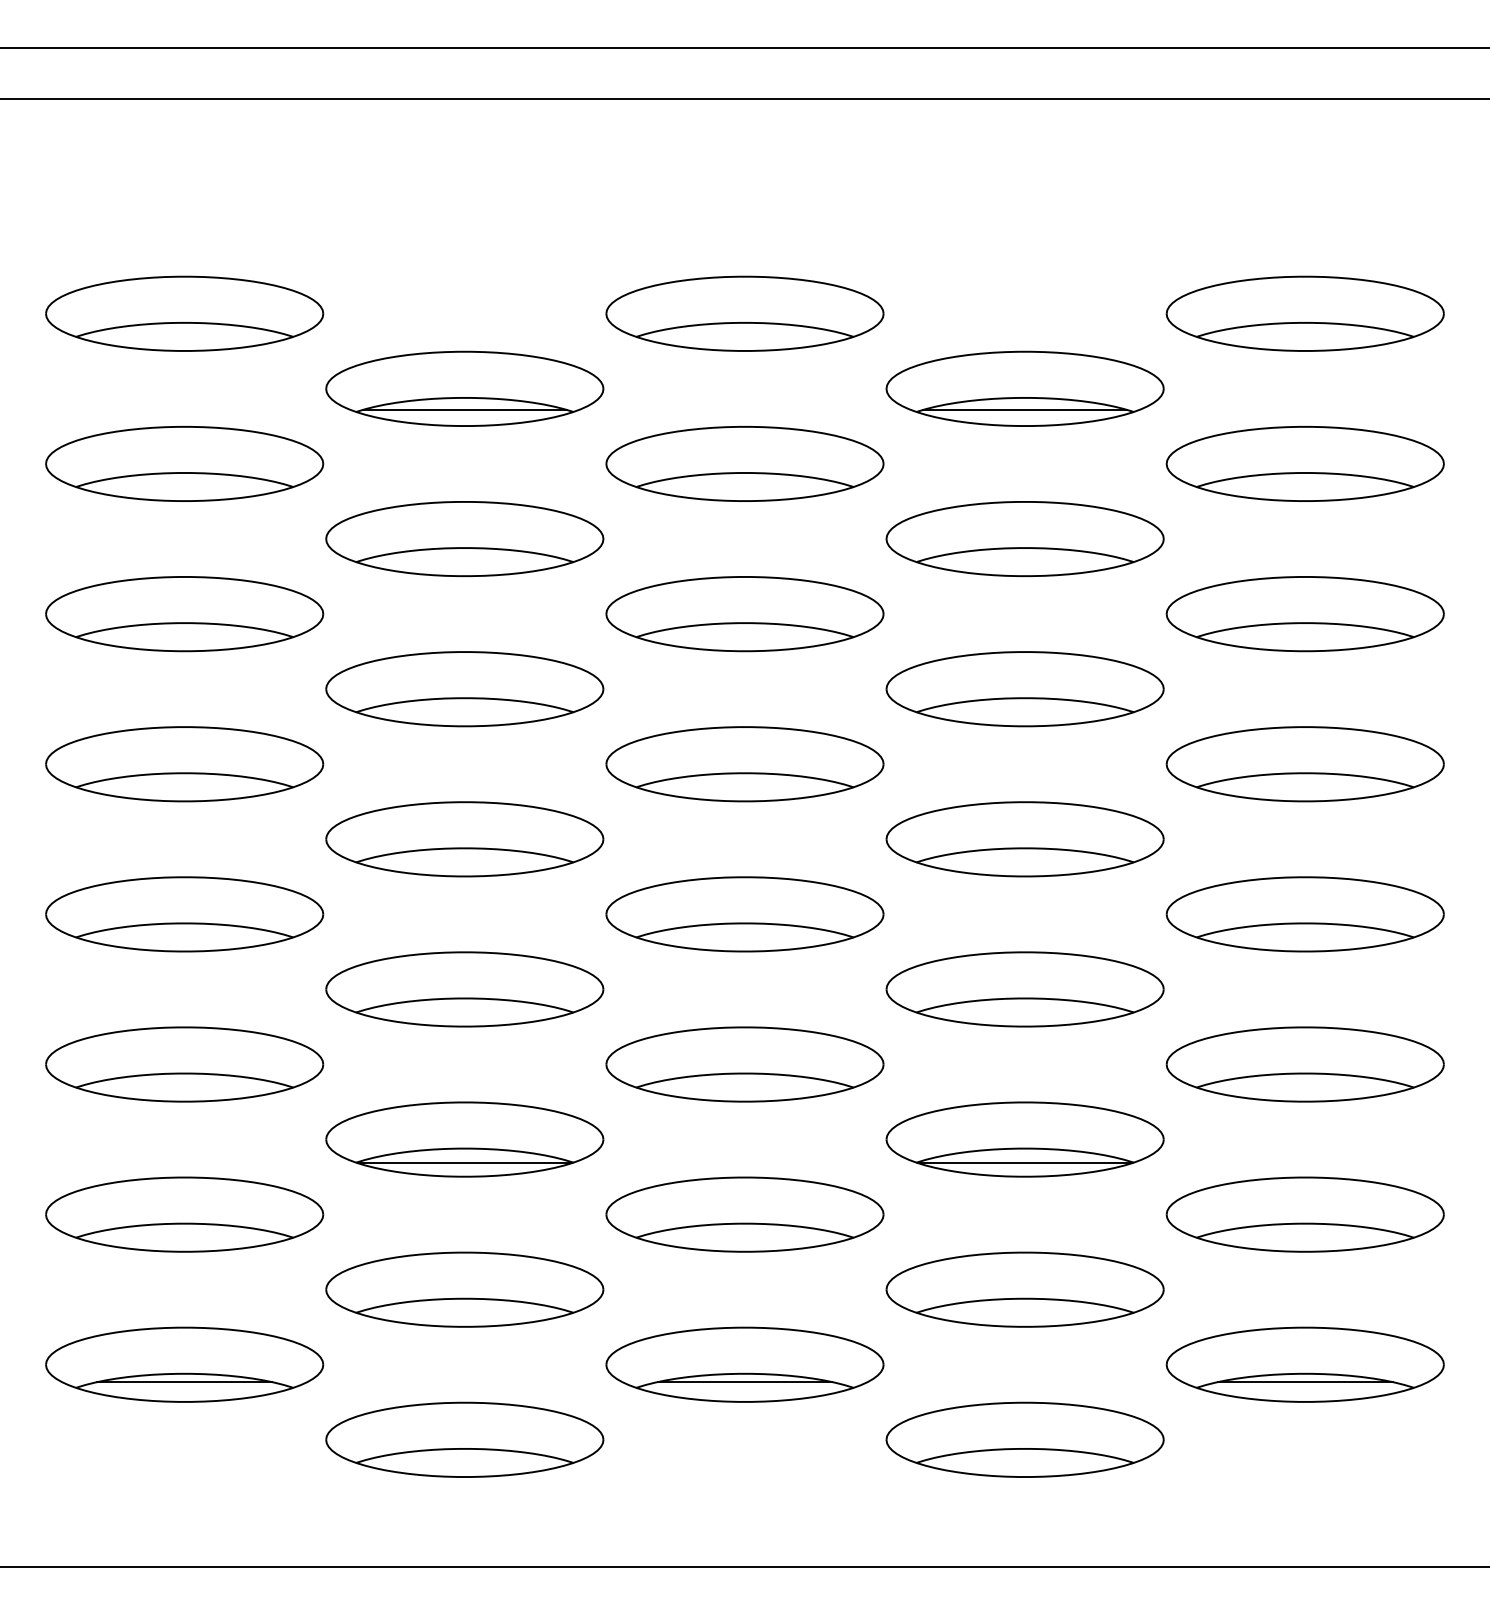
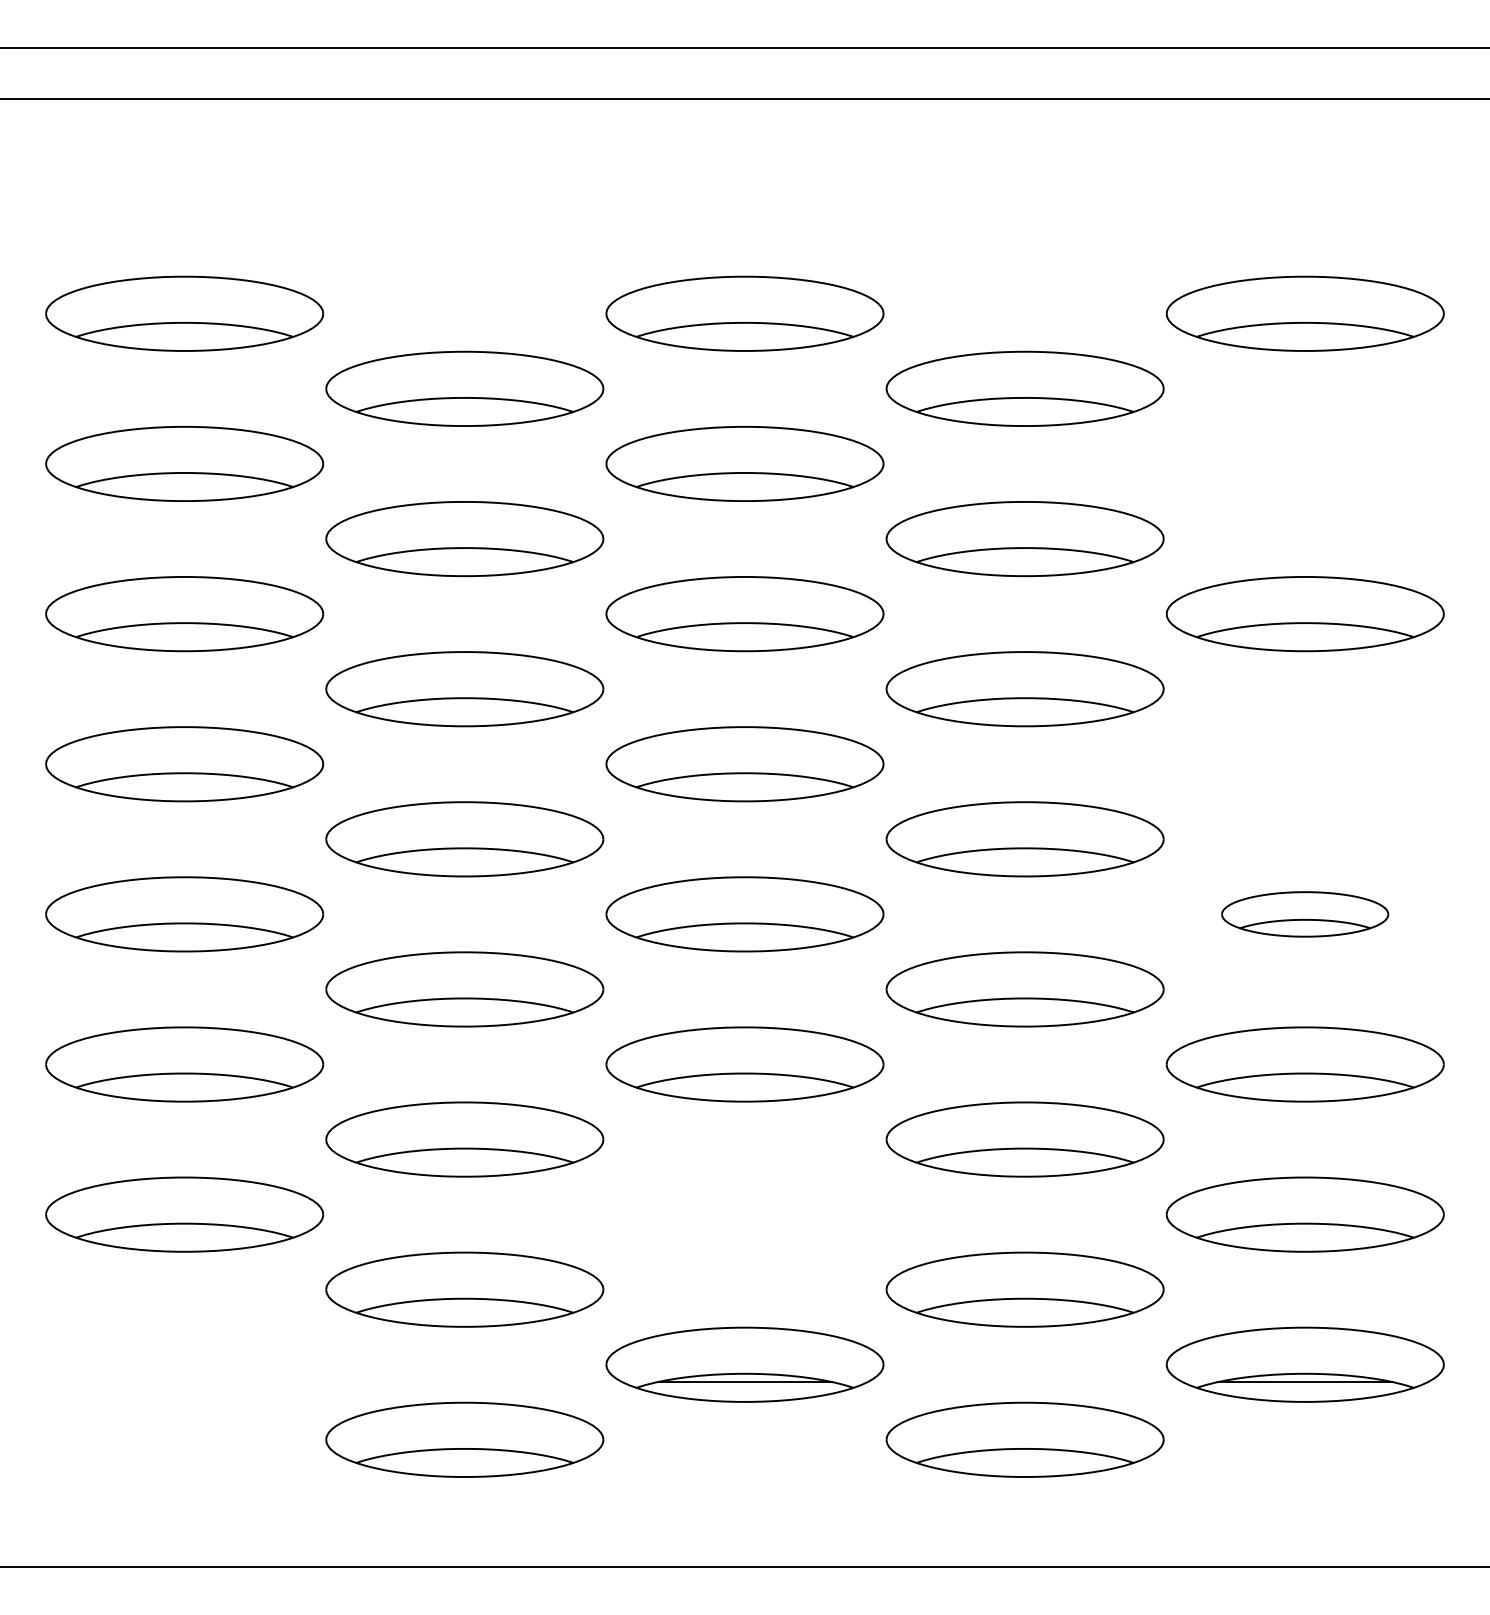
line: present -> none (464, 409)
line: present -> none (1025, 409)
part: present -> none (1304, 463)
part: present -> none (1304, 764)
part size: 280x77 px -> 169x47 px (1305, 914)
line: present -> none (464, 1163)
line: present -> none (1024, 1163)
part: present -> none (744, 1214)
part: present -> none (184, 1364)
